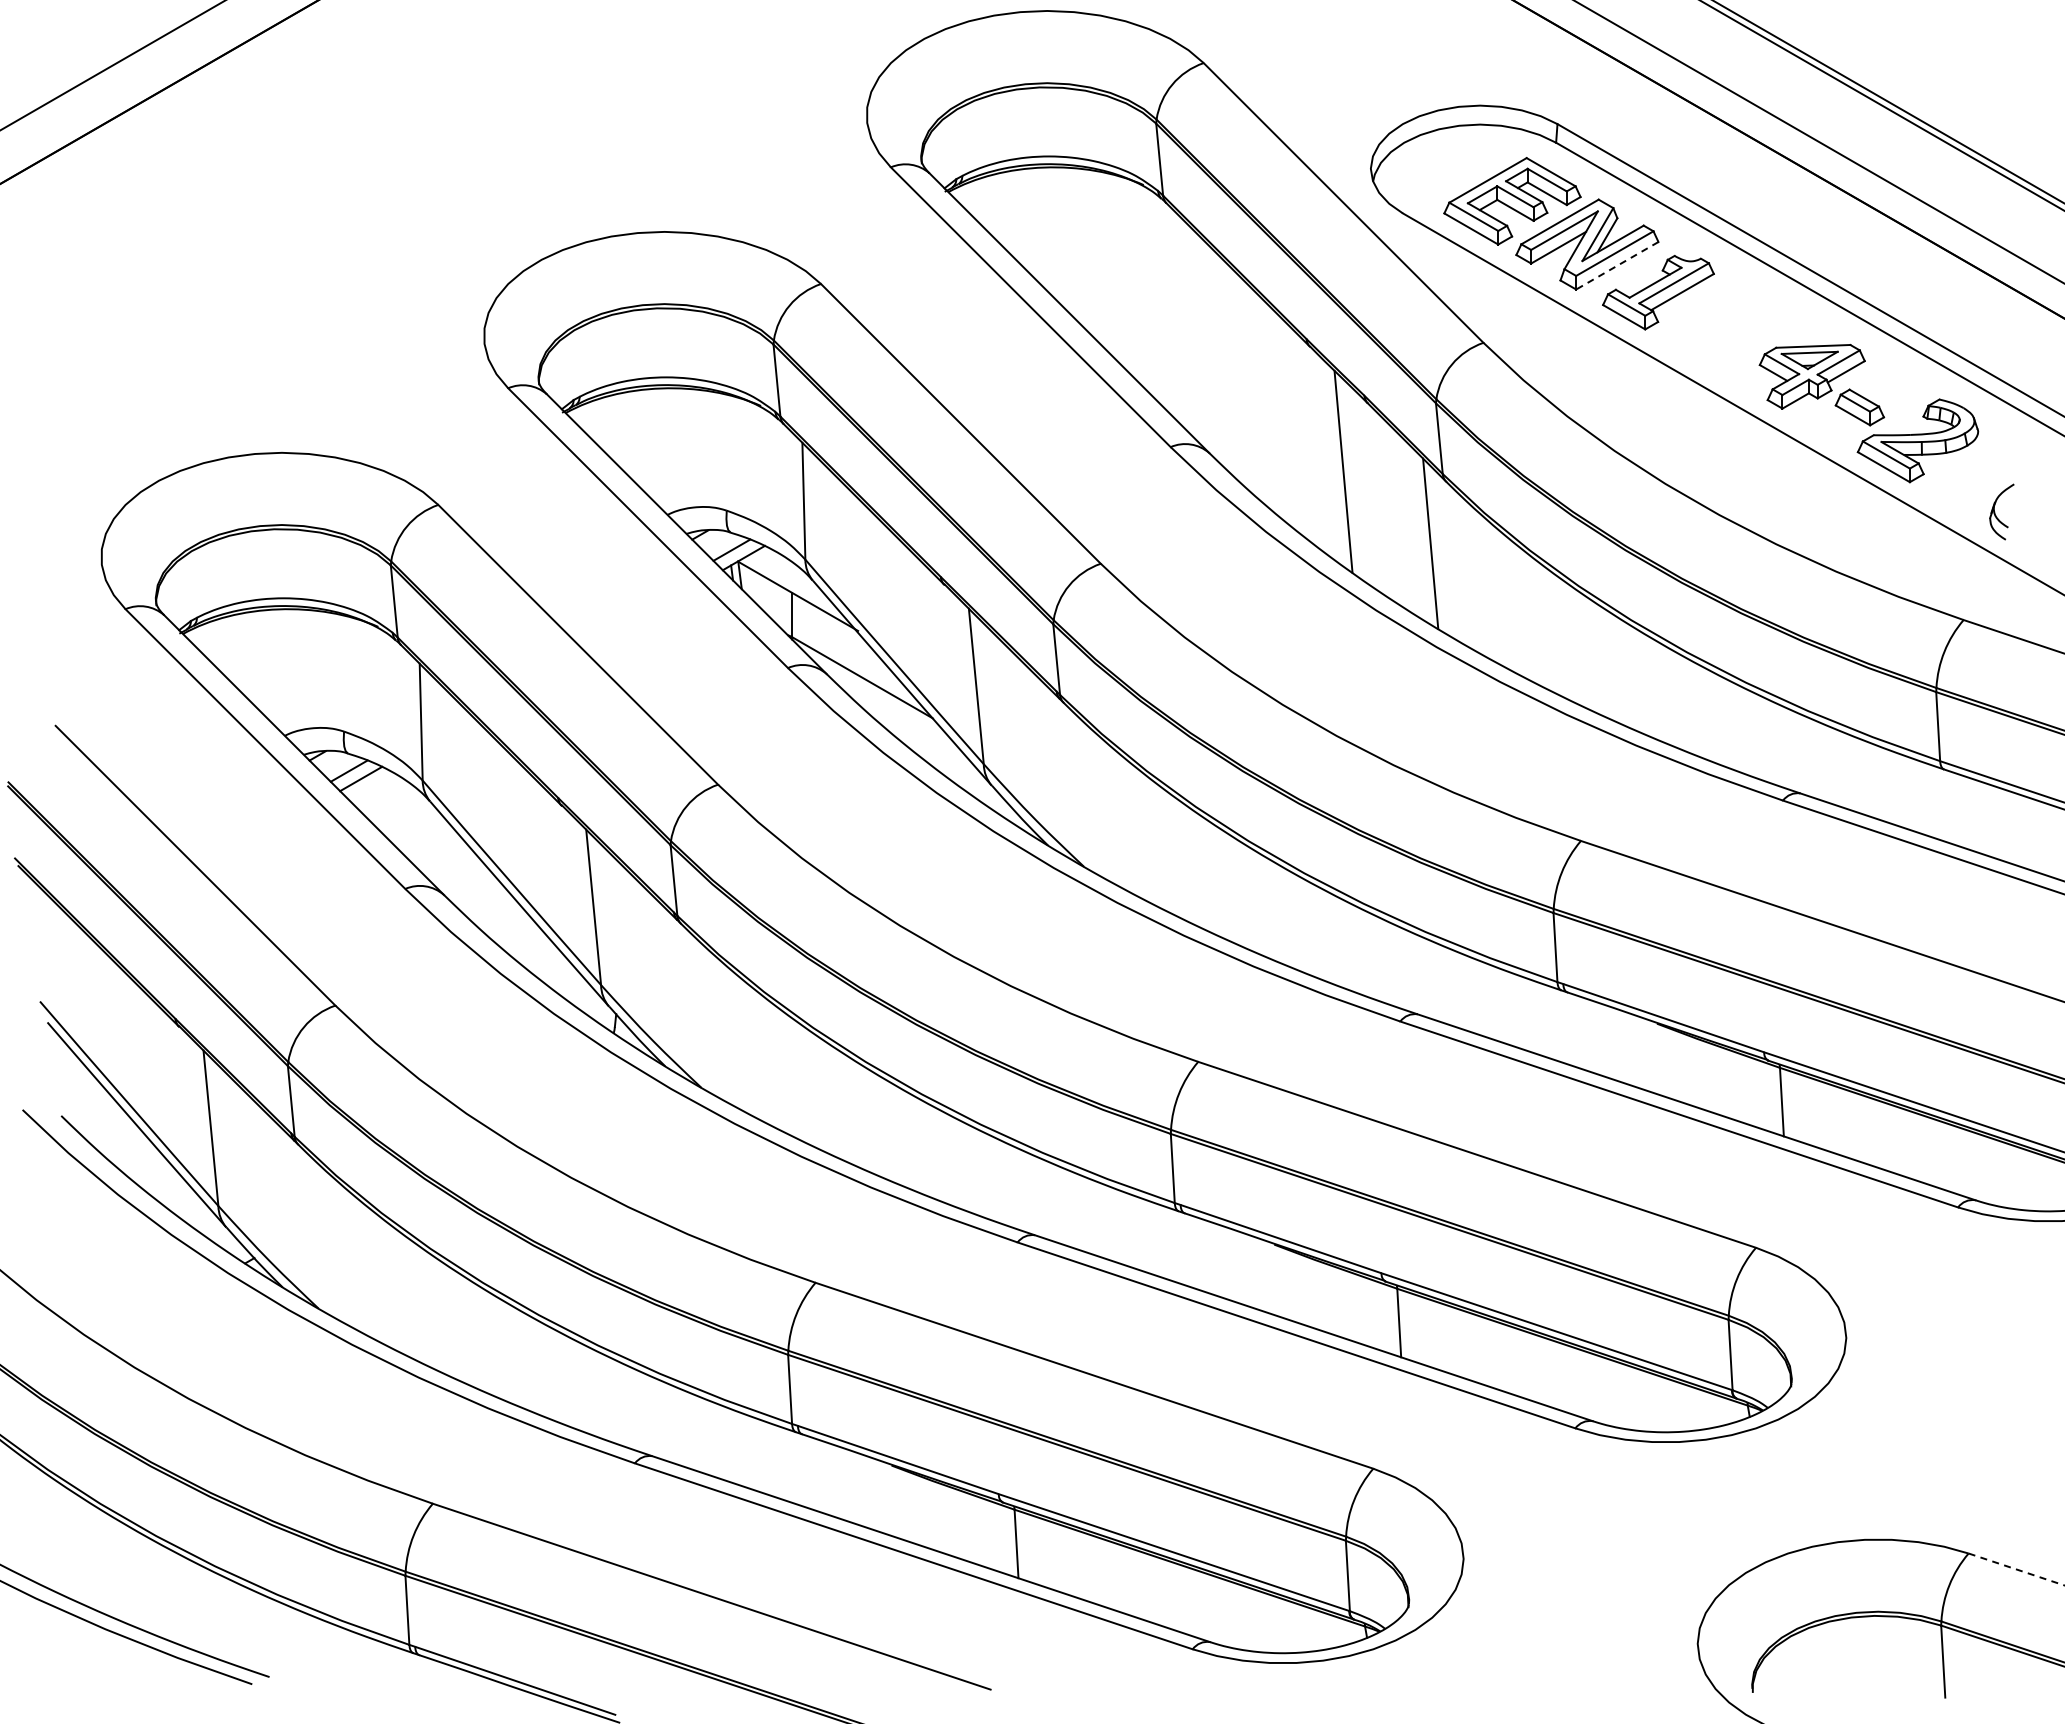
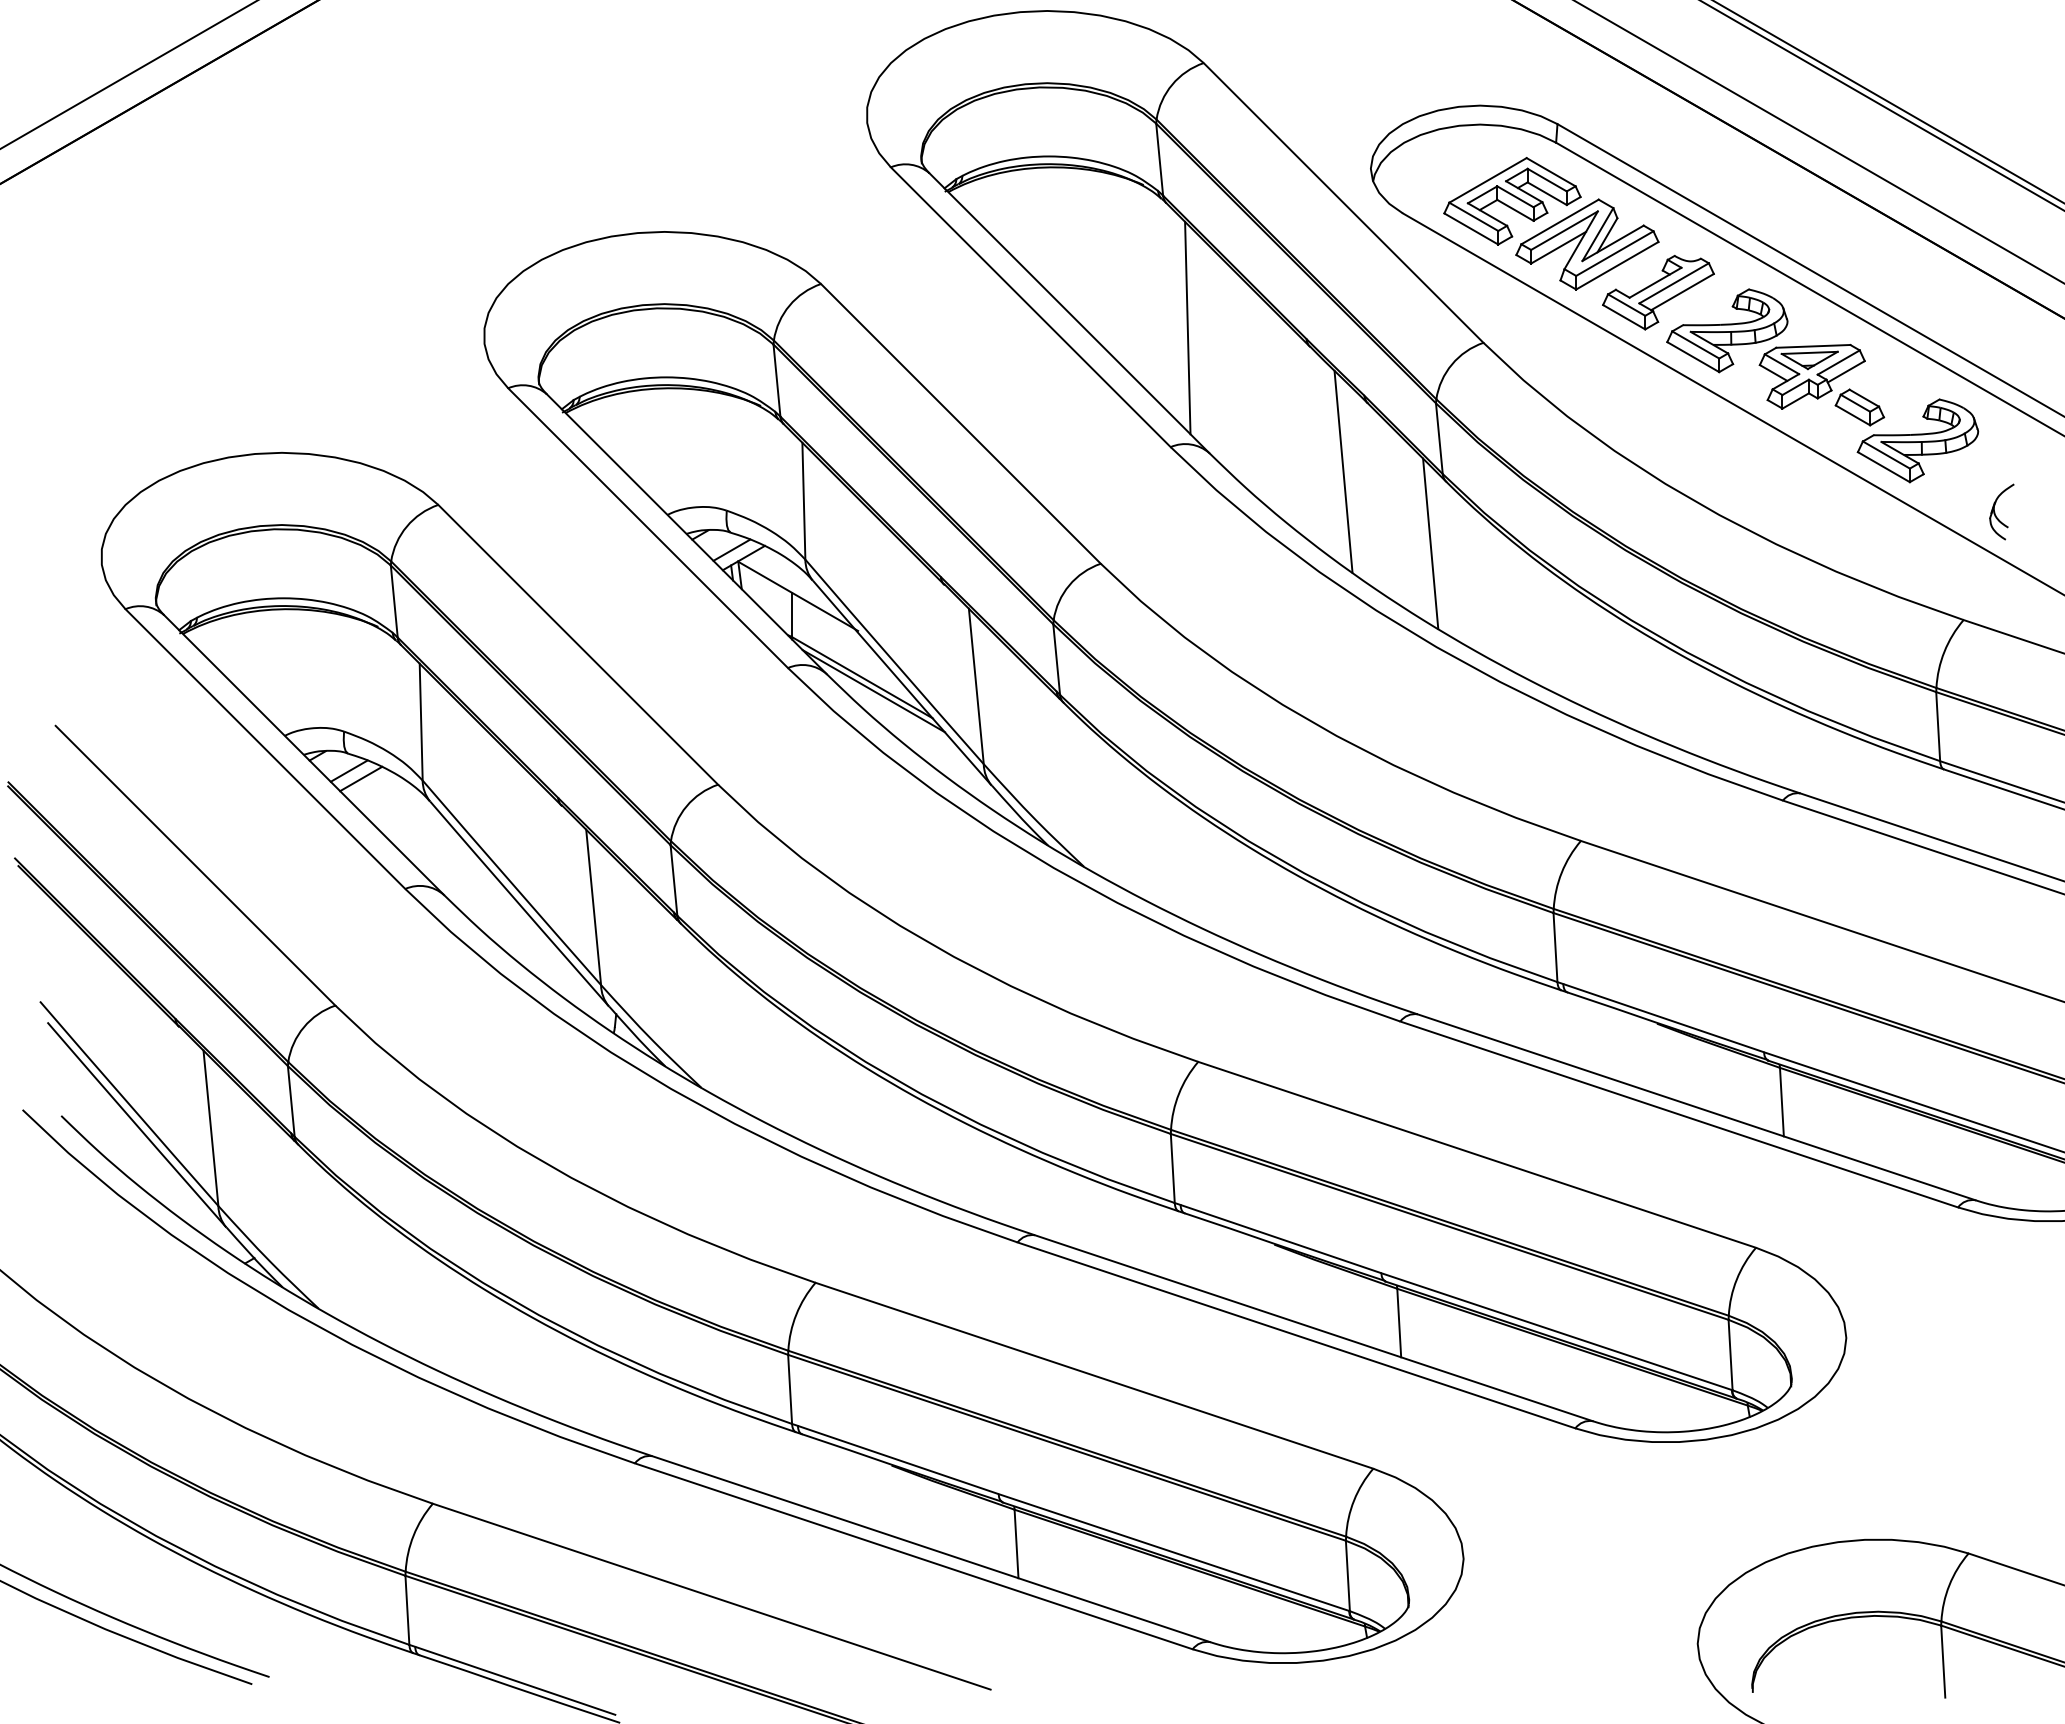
line position: (112, 65) -> (128, 74) (128, 74)
line: dashed -> solid (1617, 265)
line: none -> present (1187, 327)
part: none -> present (1727, 330)
line: none -> present (873, 691)
line: dashed -> solid (2016, 1569)
